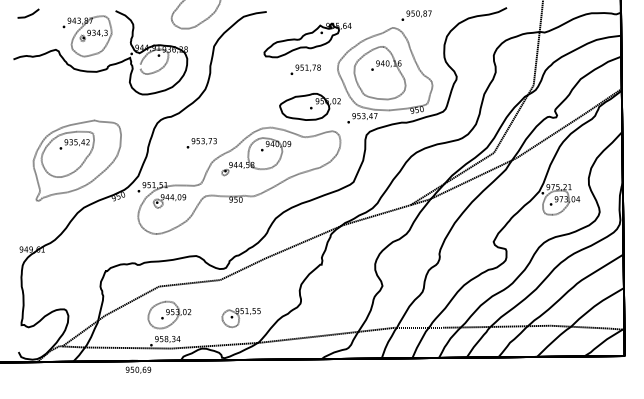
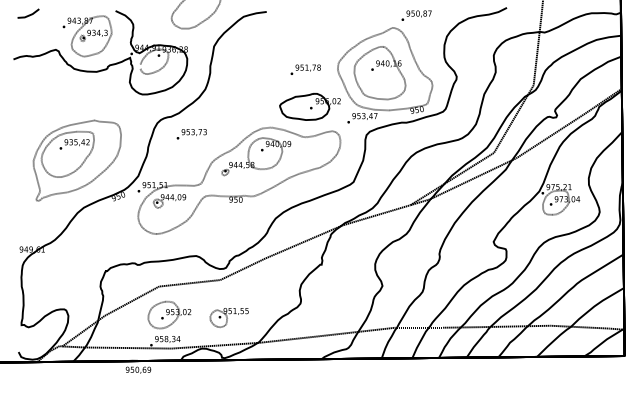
part: present -> none (307, 40)
text position: (201, 143) -> (191, 134) (191, 134)
part position: (240, 317) -> (228, 317) (228, 317)
